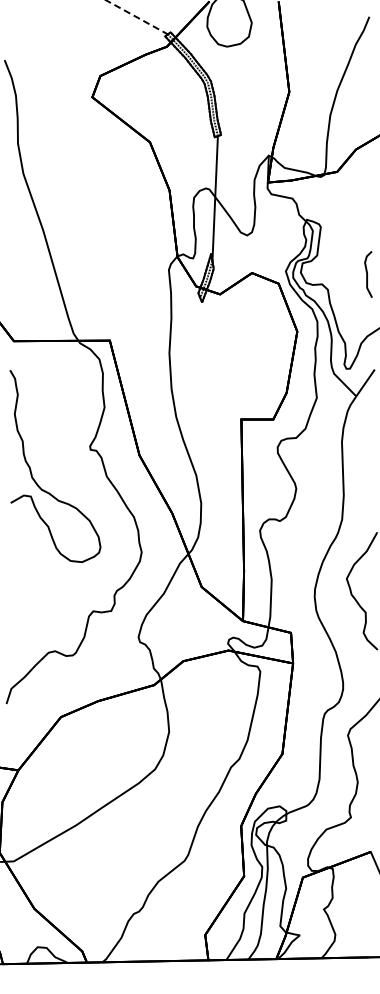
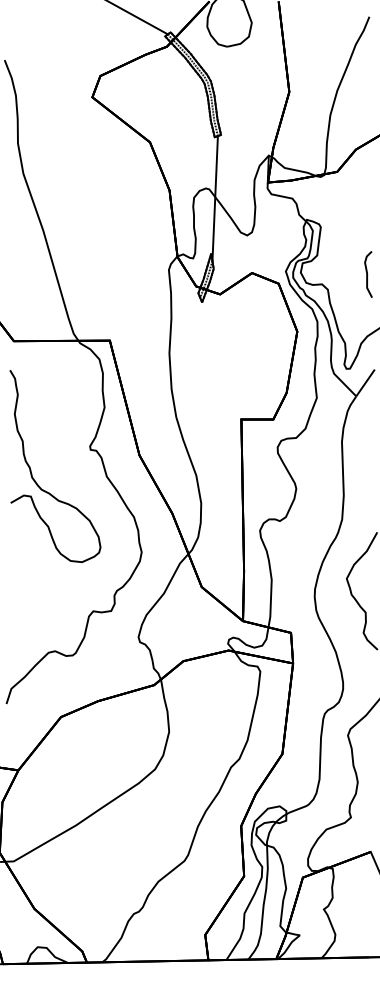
line: dashed -> solid (137, 17)
